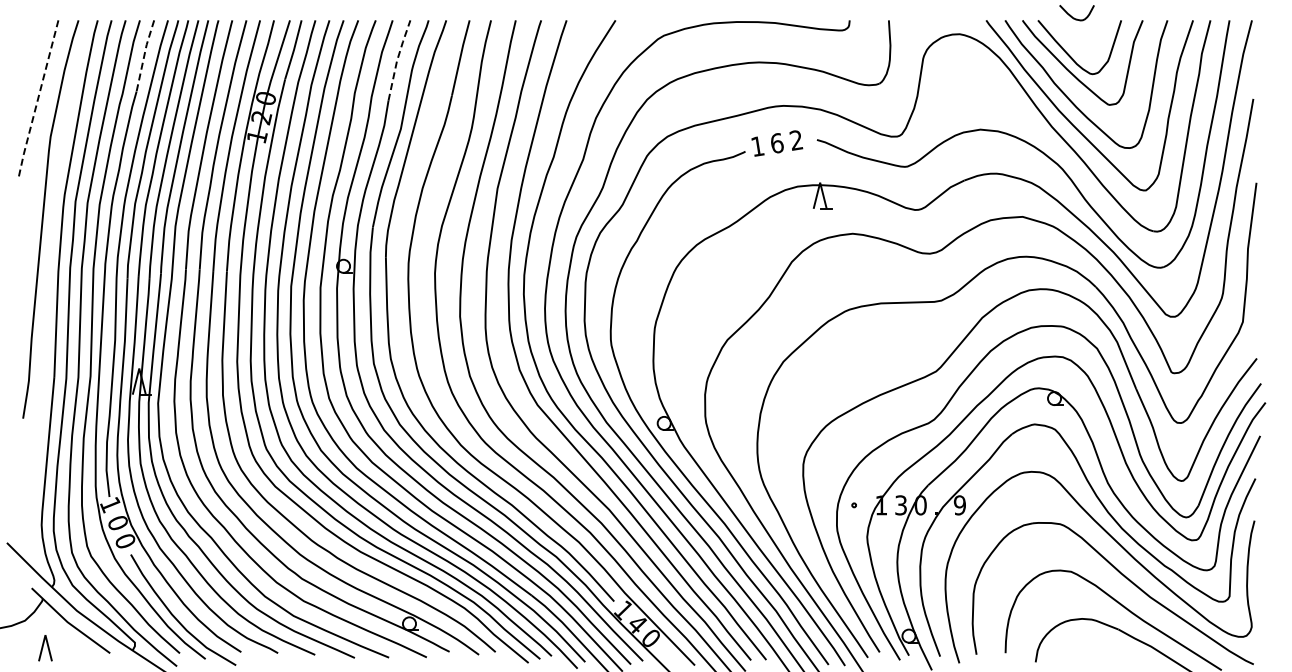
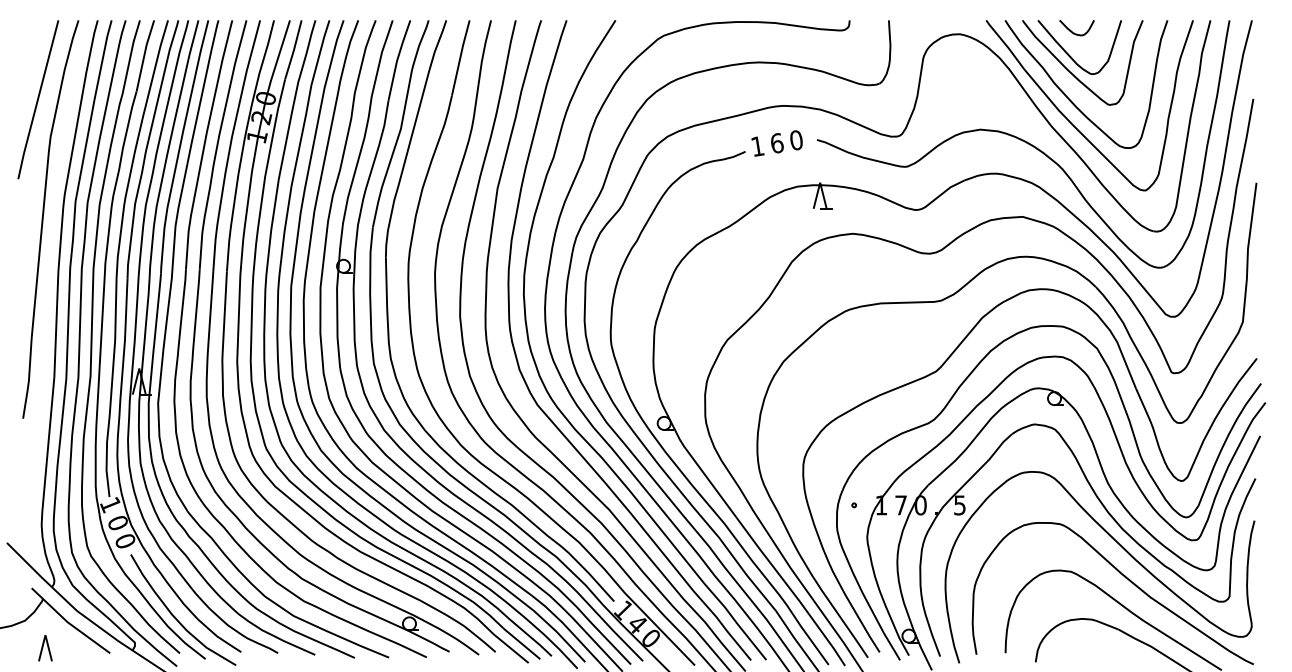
curve position: (1074, 17) -> (1074, 32) (1074, 32)
line: dashed -> solid (144, 55)
line: dashed -> solid (397, 59)
line: dashed -> solid (37, 100)
text: 2 -> 0 (796, 140)
text: 3 -> 7 (900, 505)
text: 9 -> 5 (959, 505)
